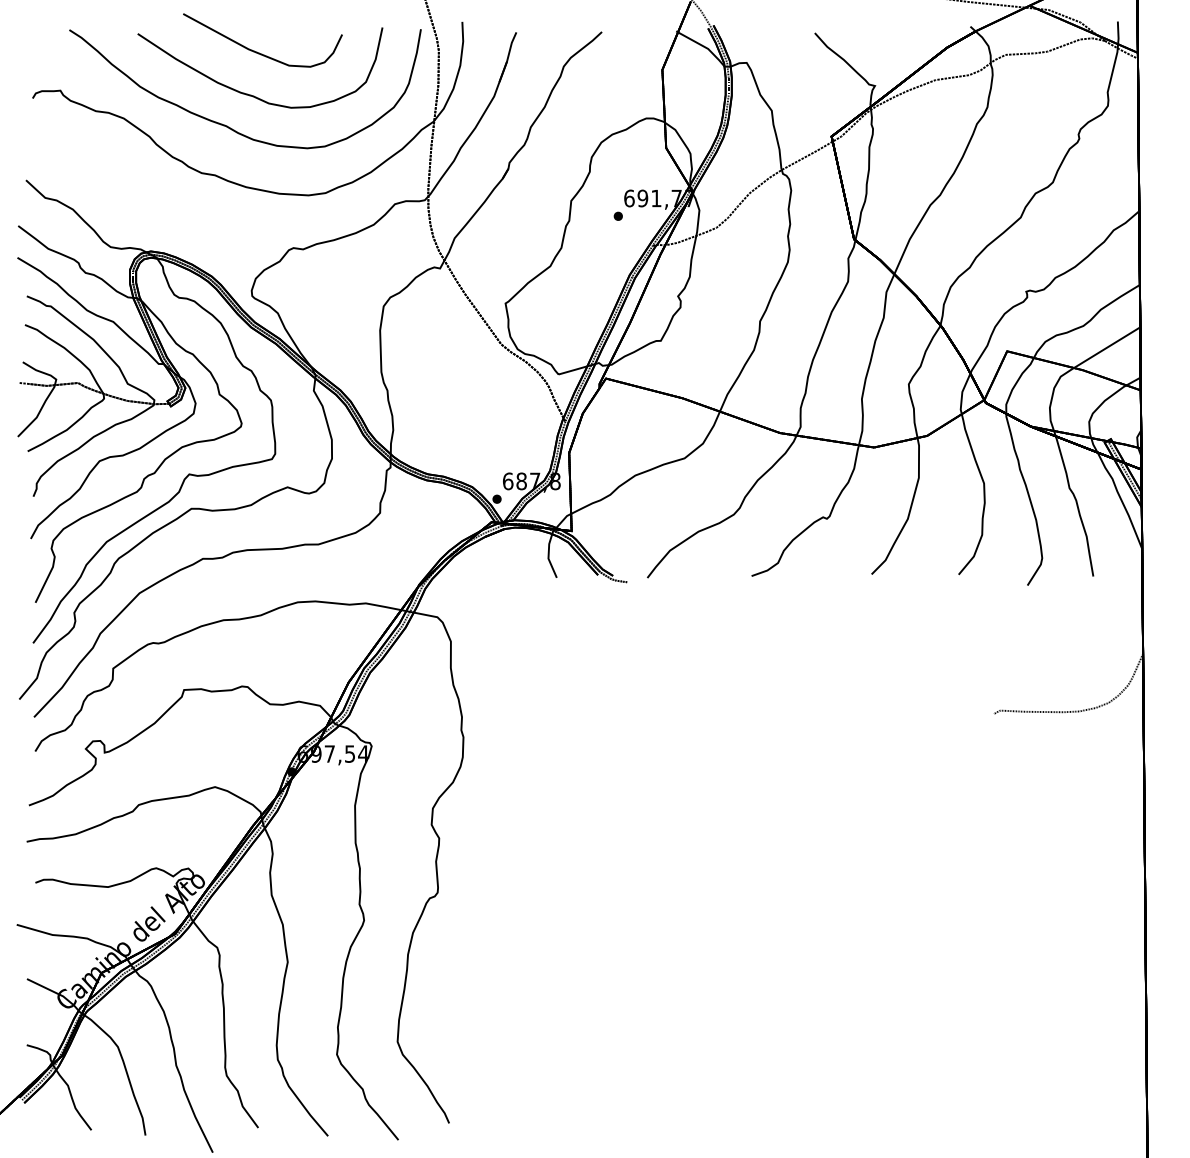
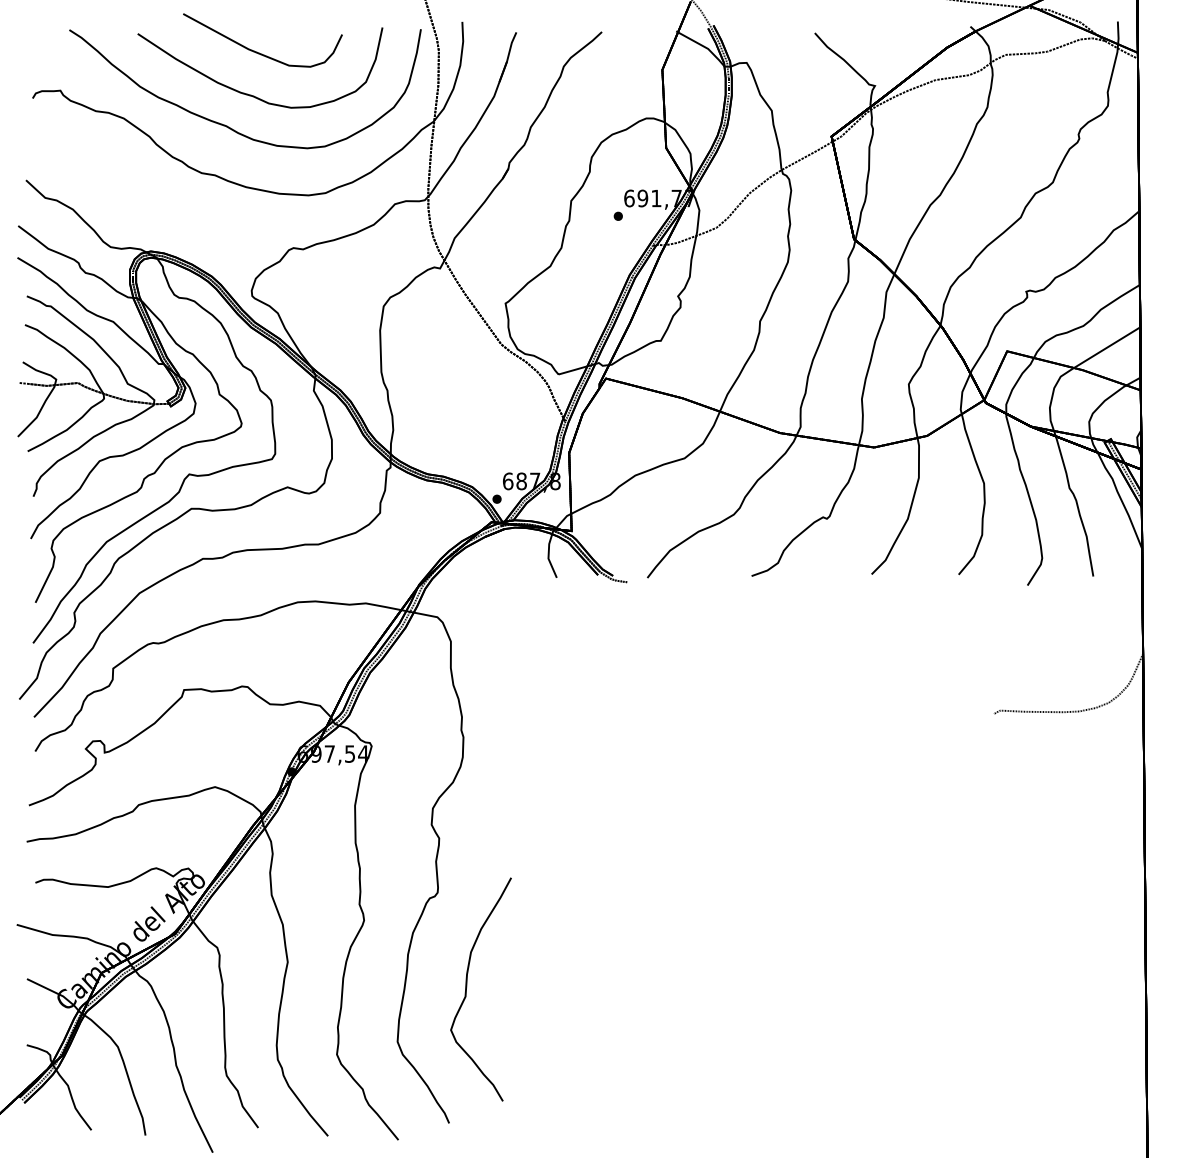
curve: none -> present (467, 987)
